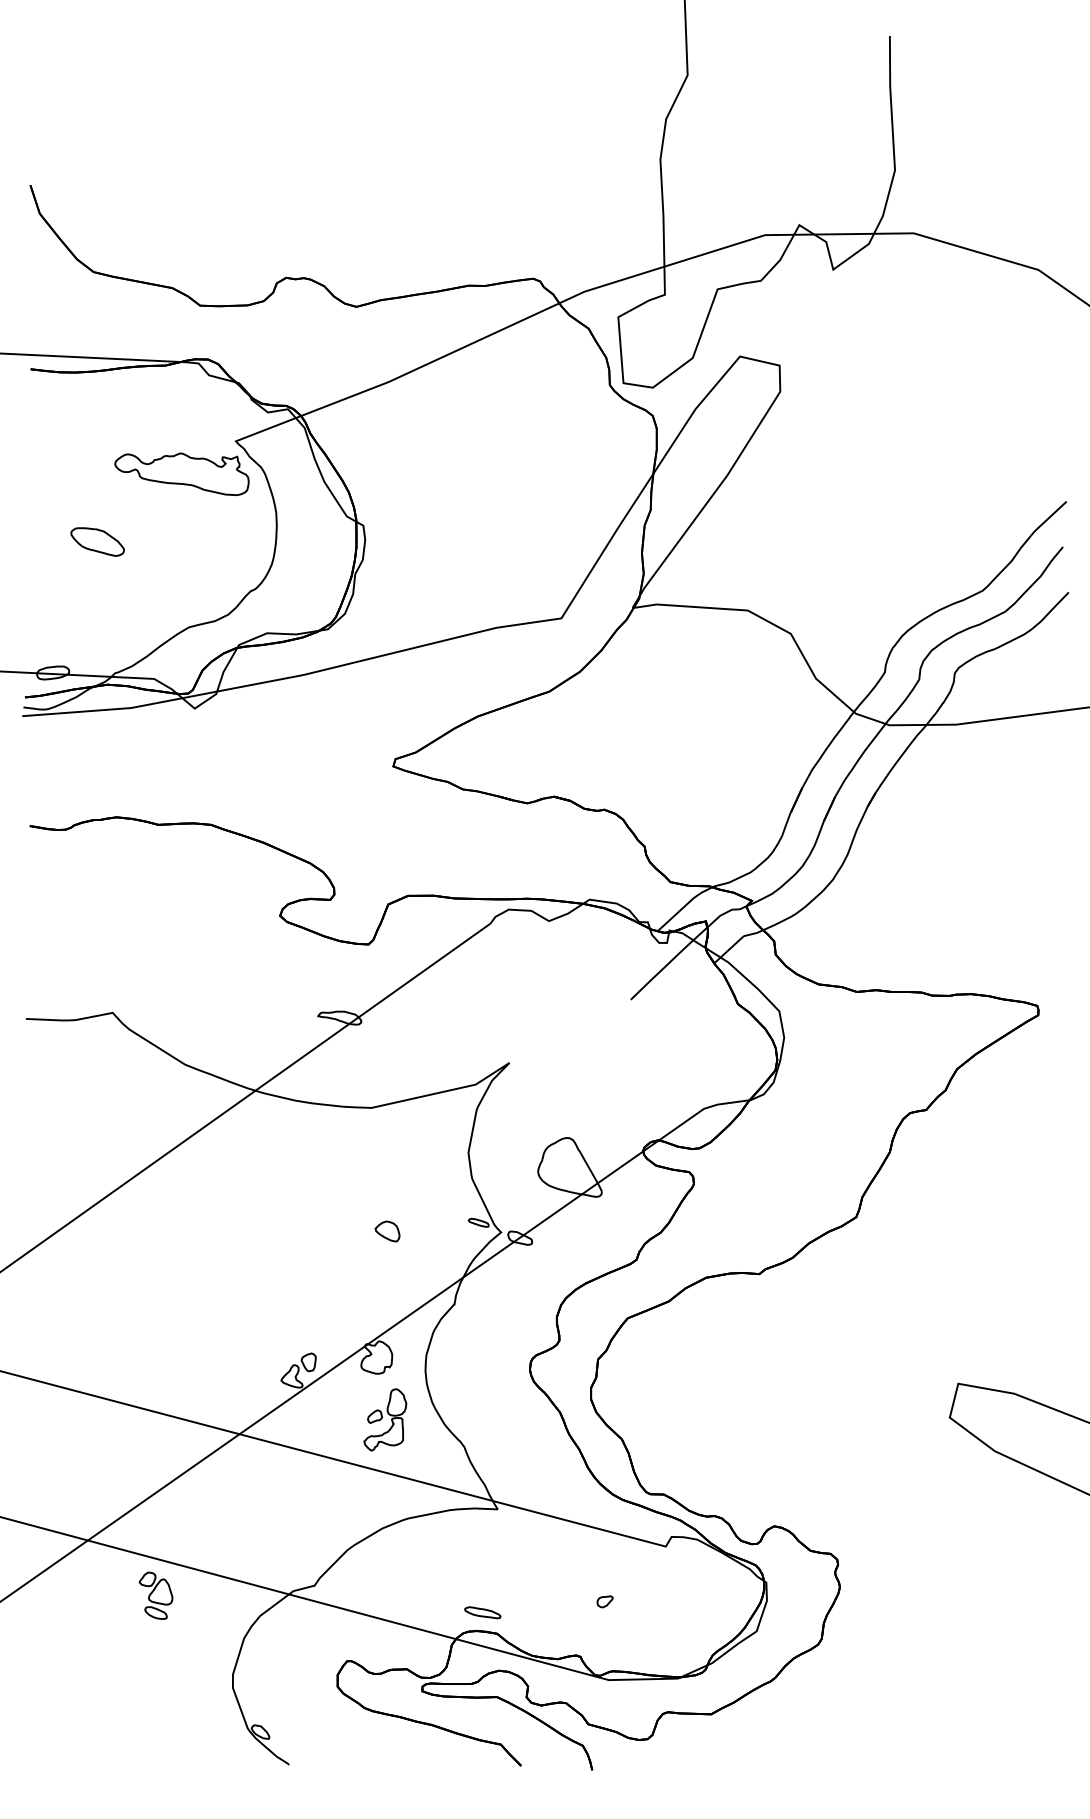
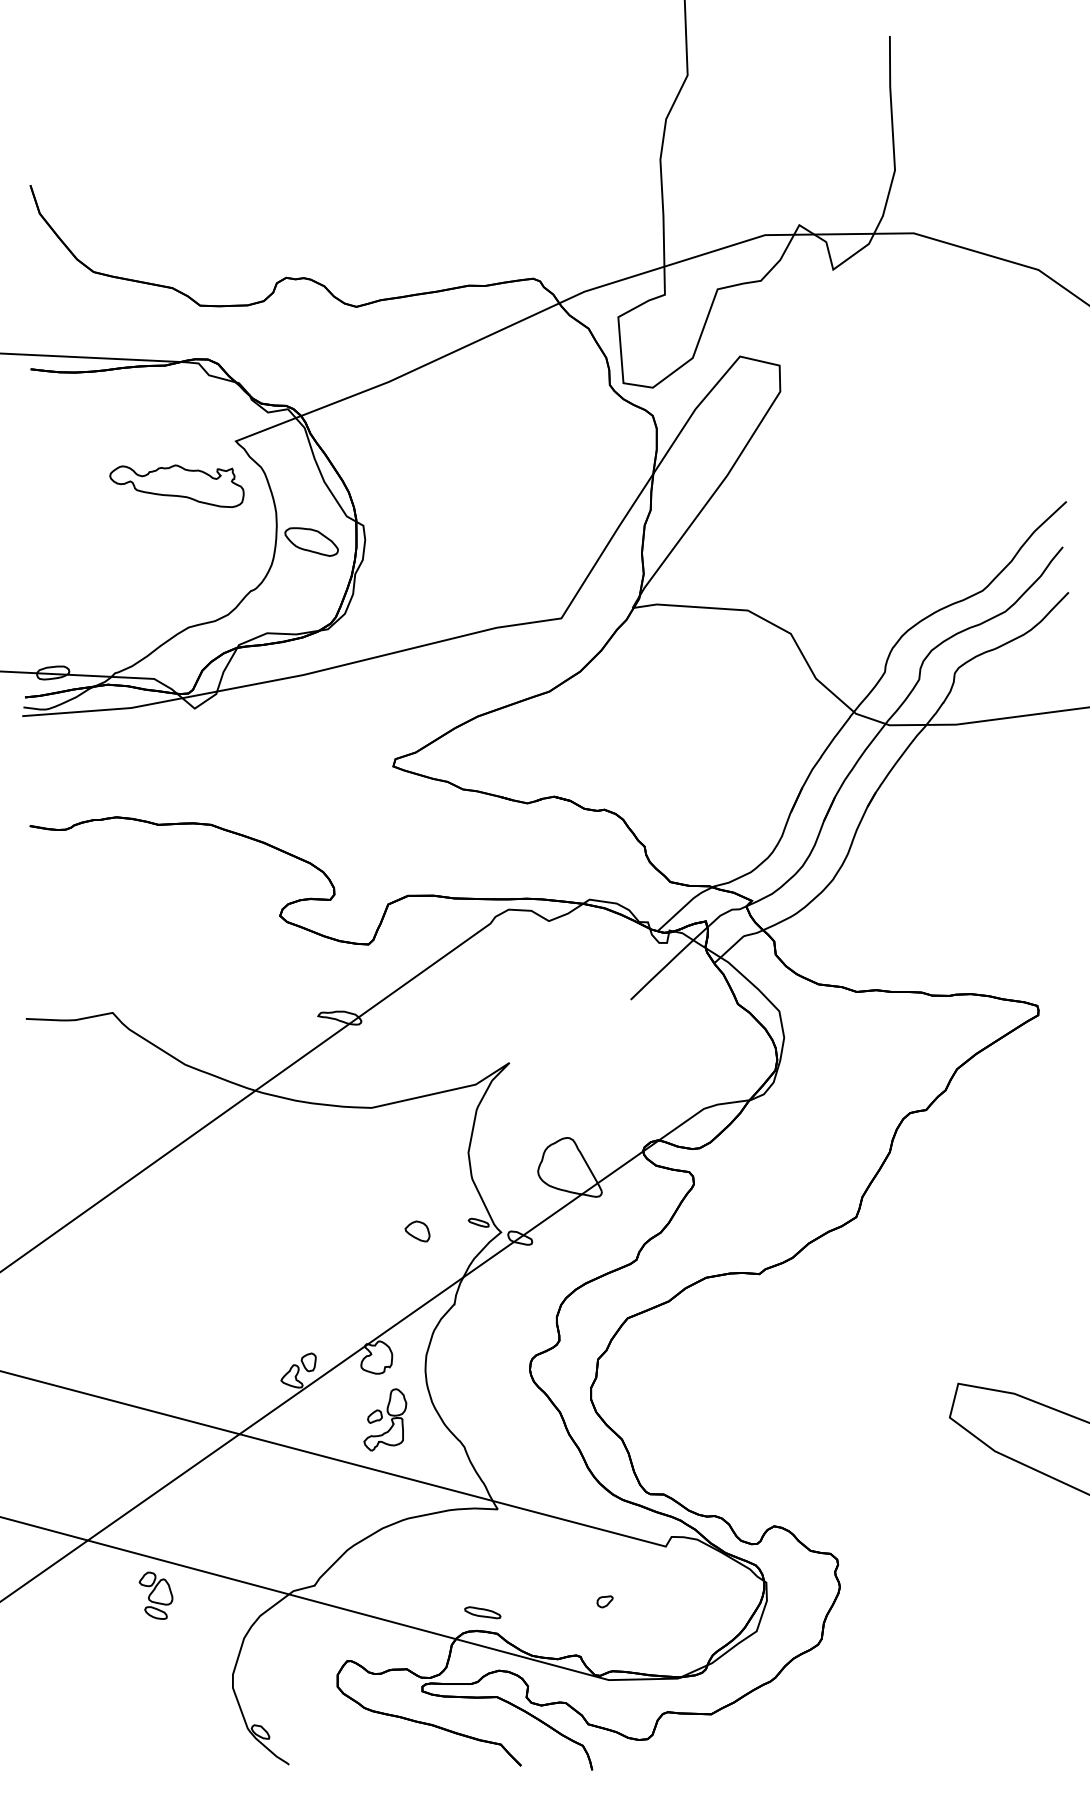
part position: (181, 473) -> (176, 485) (176, 485)
part position: (97, 541) -> (311, 541) (311, 541)
part position: (387, 1231) -> (417, 1231) (417, 1231)
